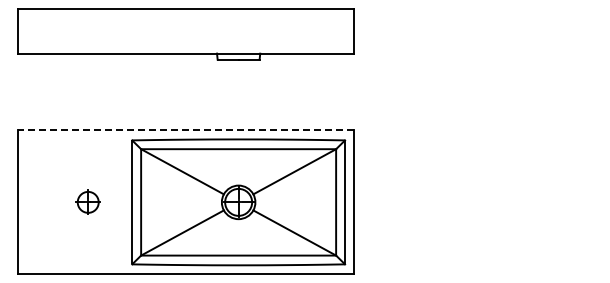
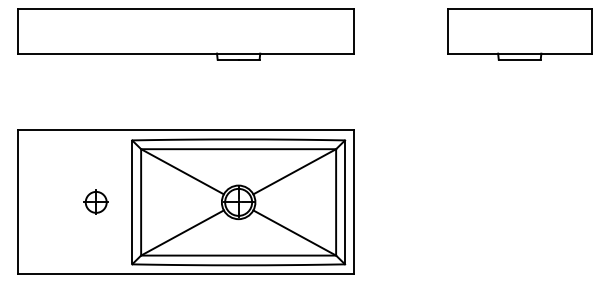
part: none -> present (519, 34)
line: dashed -> solid (186, 130)
part position: (87, 201) -> (95, 201) (95, 201)
